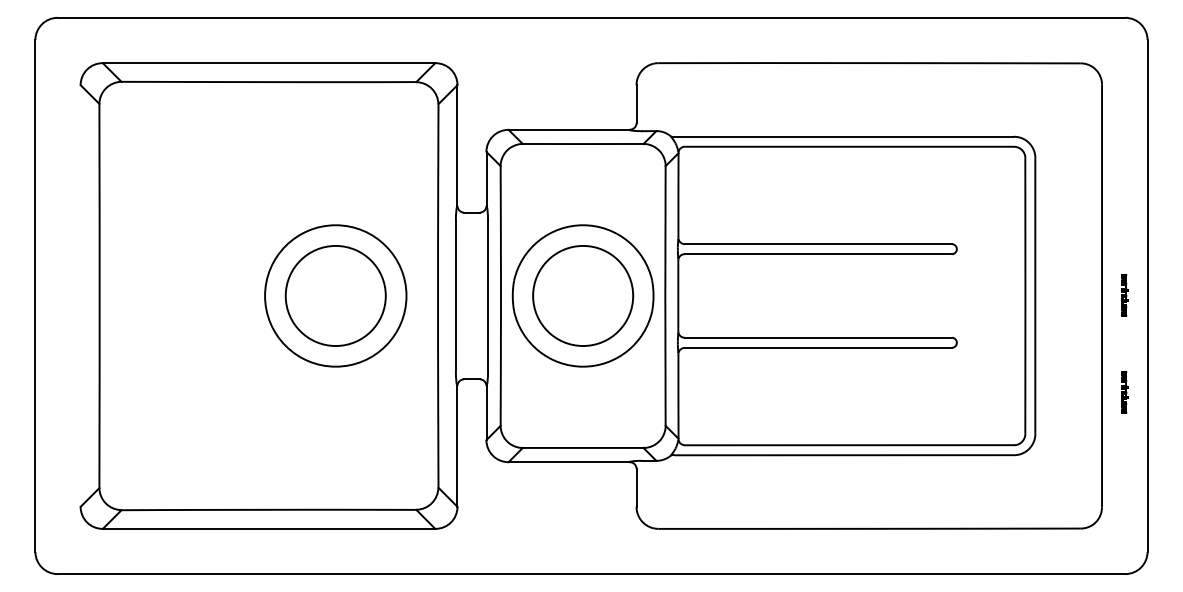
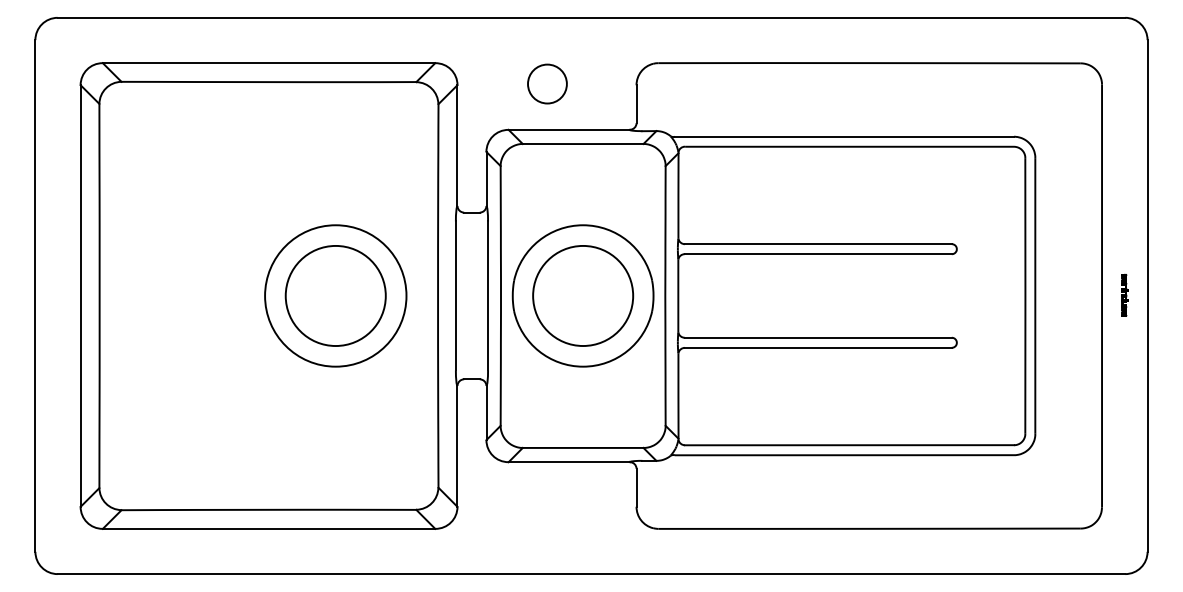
circle: none -> present (547, 83)
line: none -> present (80, 295)
part: present -> none (1124, 391)
